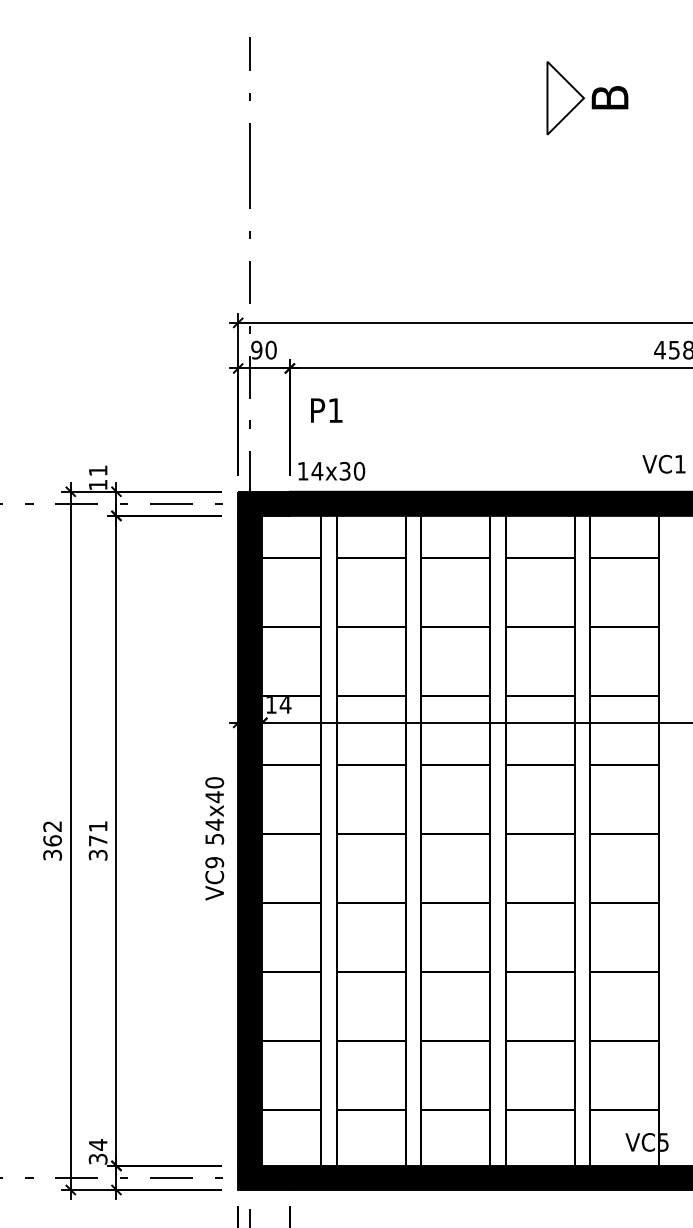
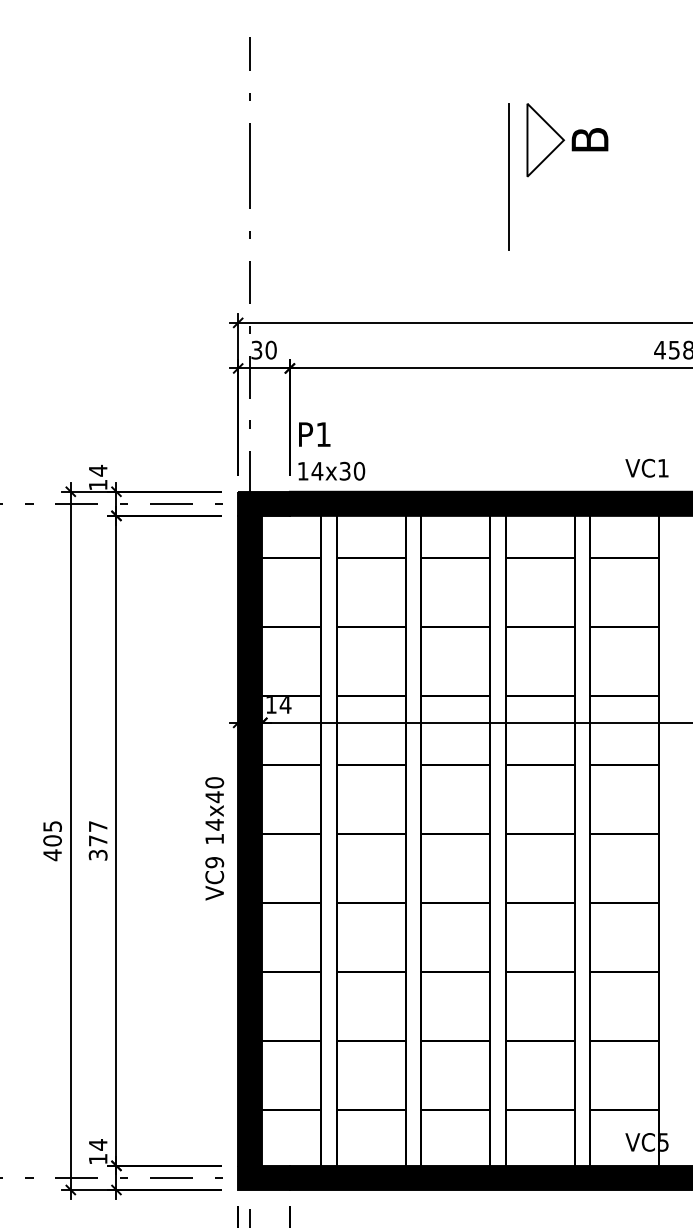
part position: (587, 98) -> (567, 140) (567, 140)
line: none -> present (509, 176)
text: 90 -> 30 (256, 350)
text position: (326, 410) -> (314, 434) (314, 434)
text position: (663, 463) -> (646, 467) (646, 467)
text: 11 -> 14 (98, 470)
text: 371 -> 377 (98, 826)
text: 54x40 -> 14x40 (214, 839)
text: 362 -> 405 (52, 841)
text: 34 -> 14 (97, 1159)
